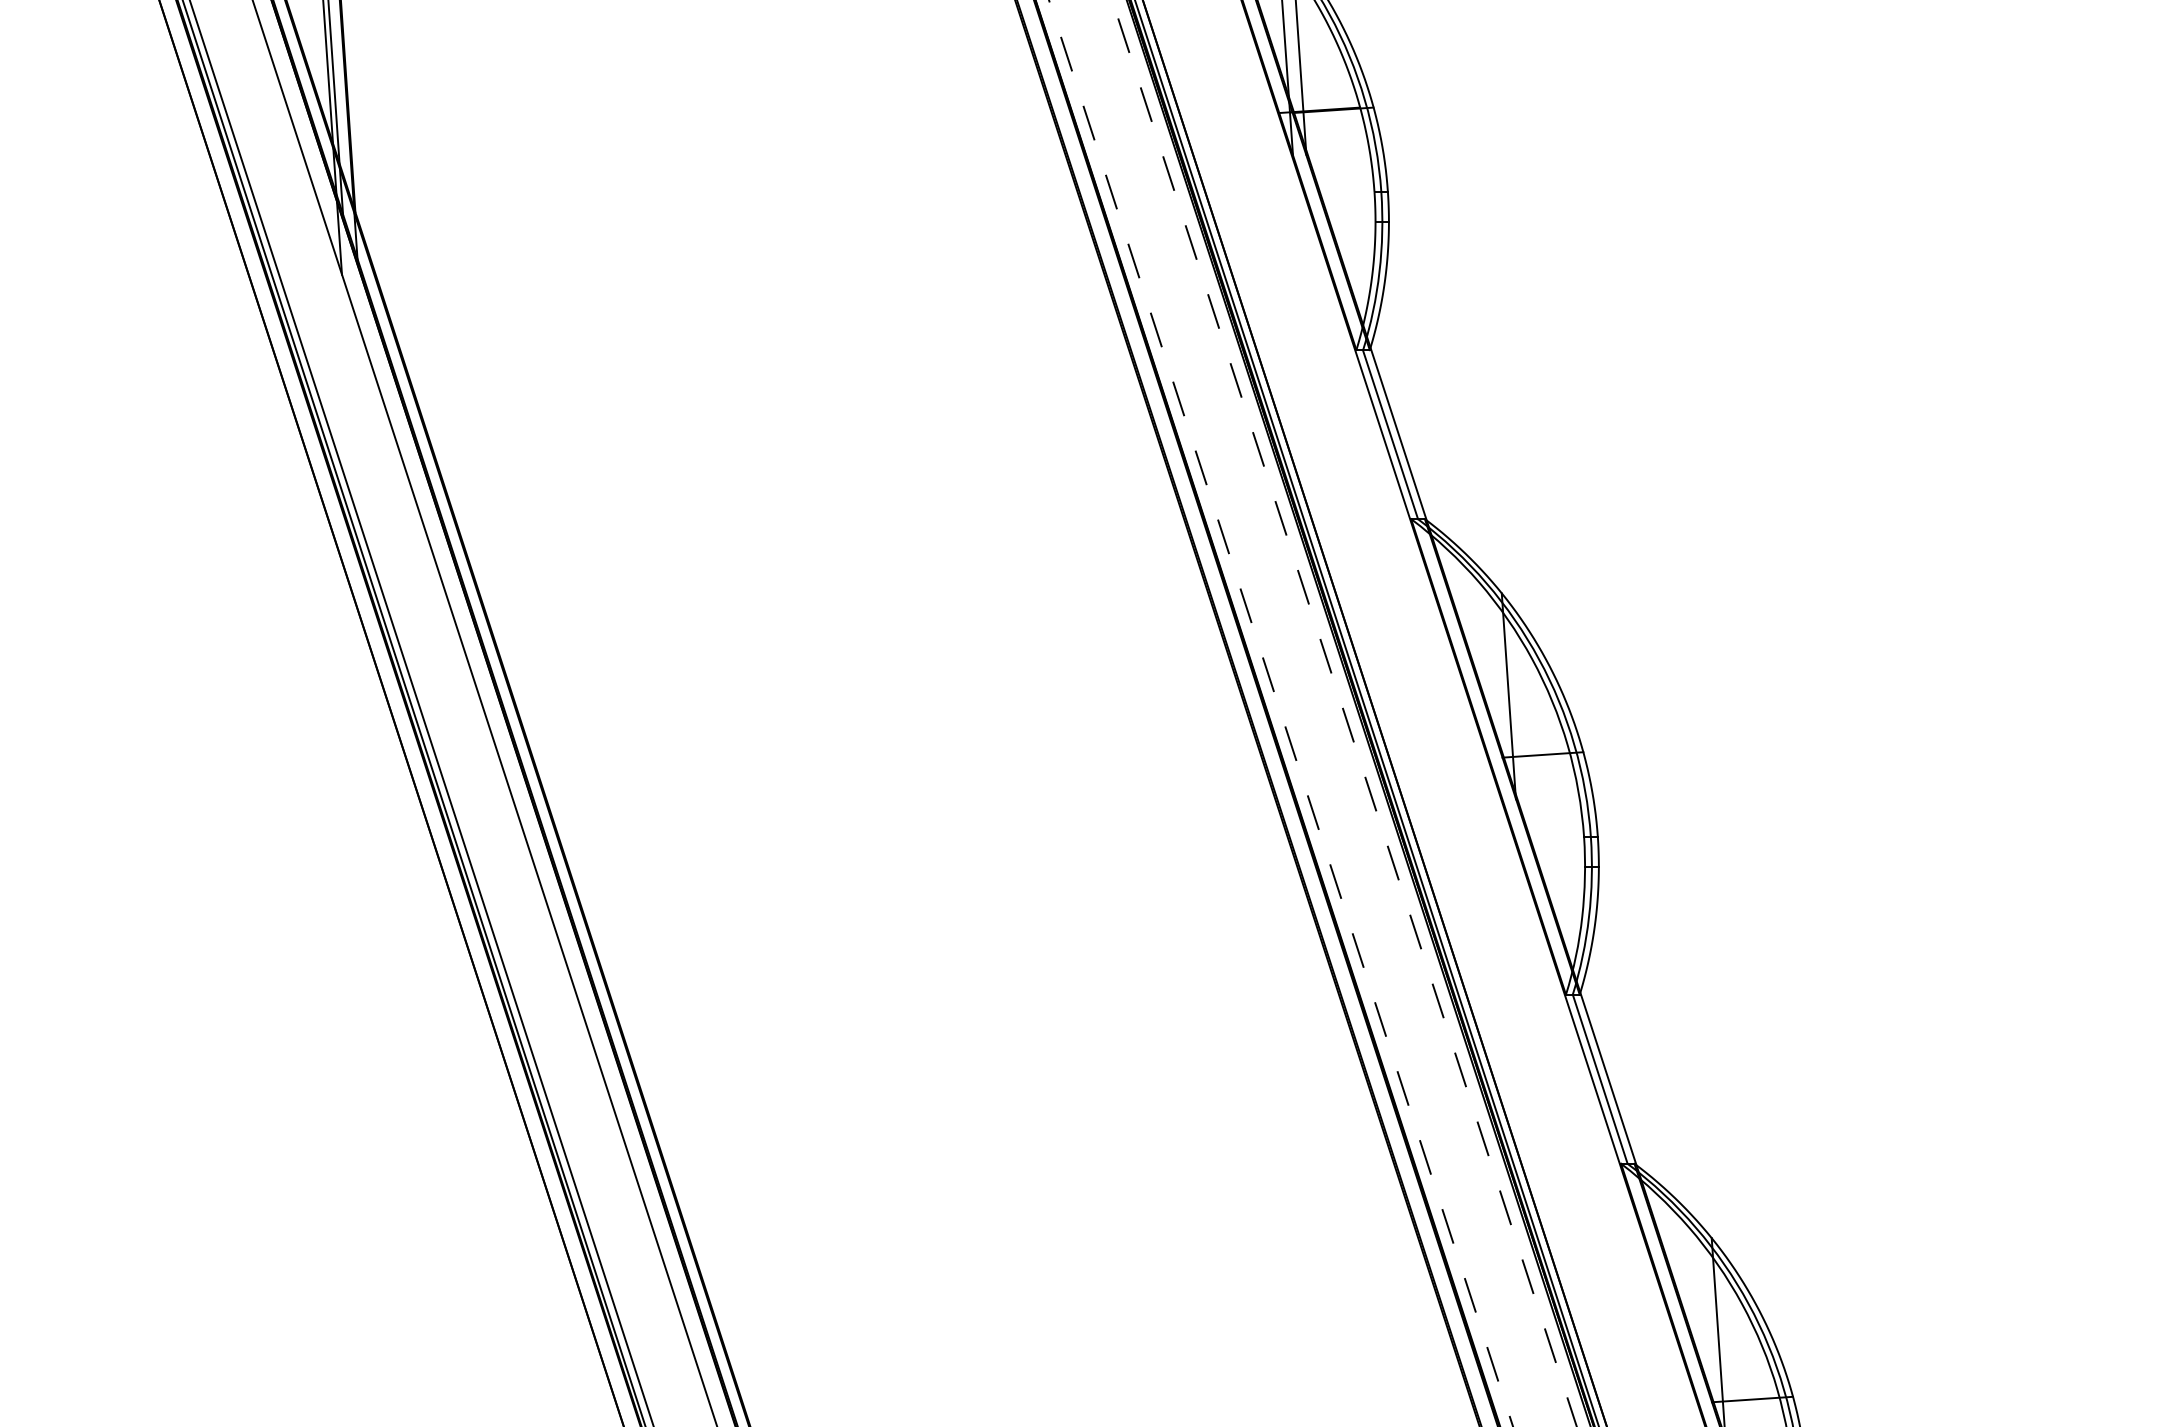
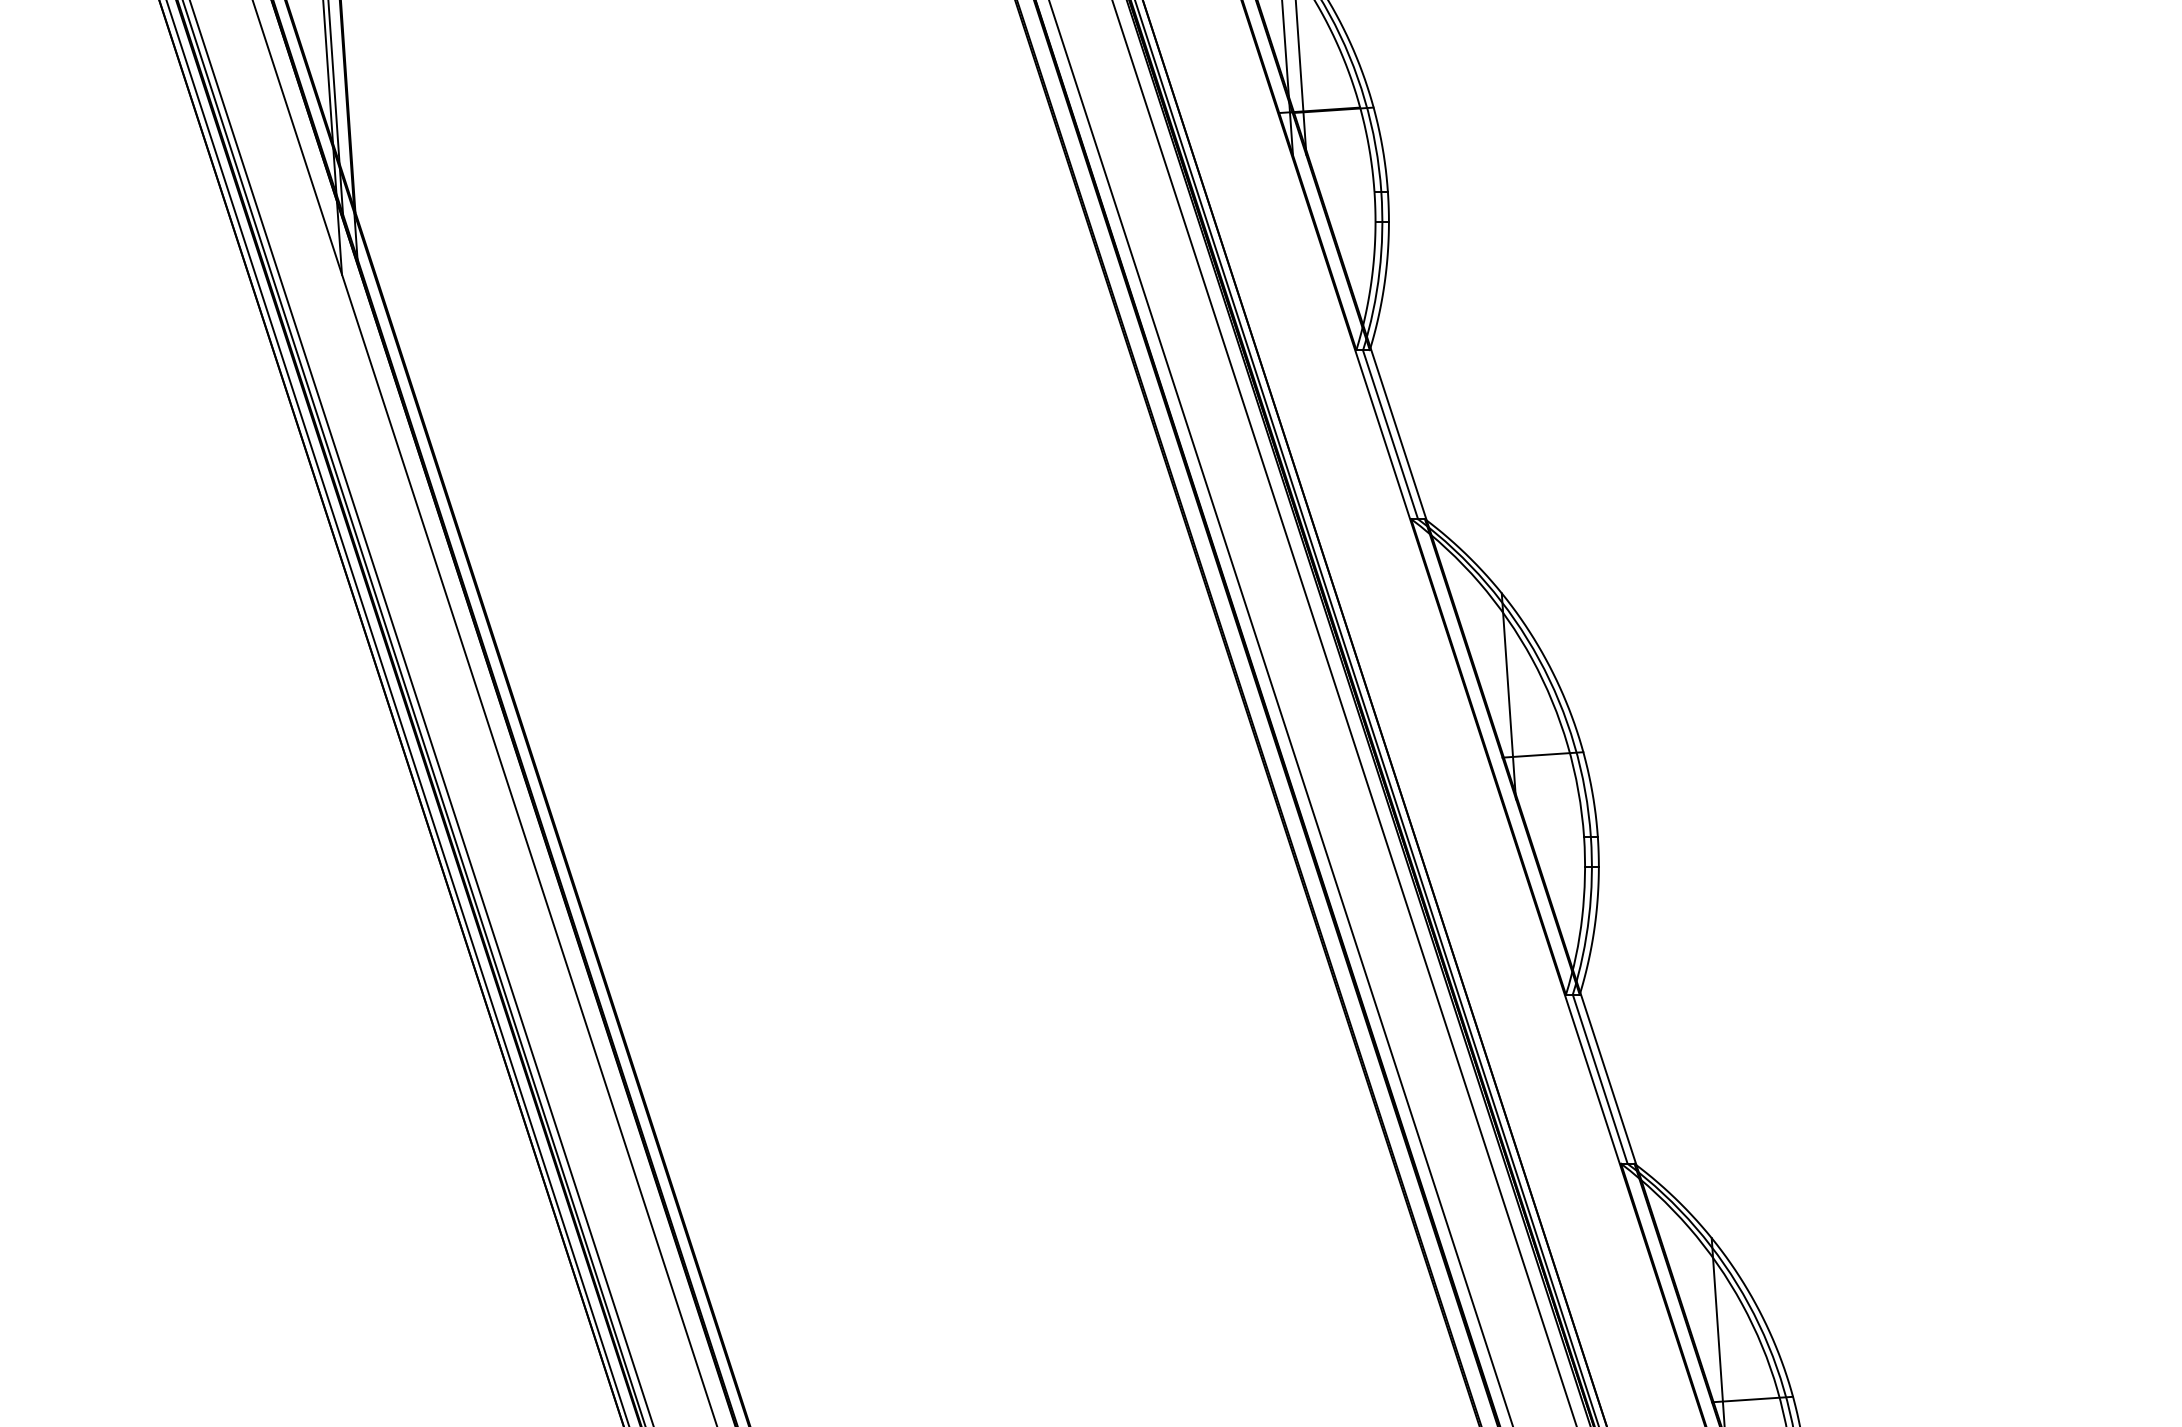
line: none -> present (397, 712)
line: dashed -> solid (1344, 713)
line: dashed -> solid (1281, 714)
